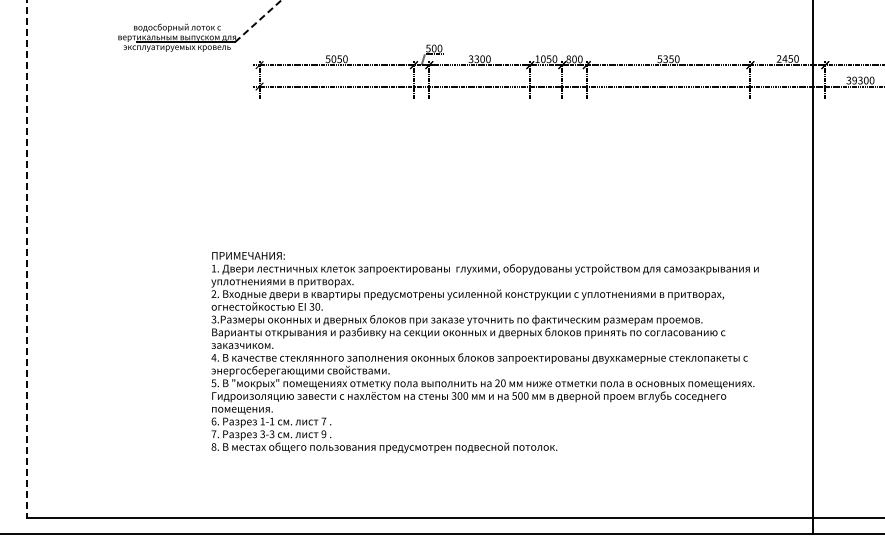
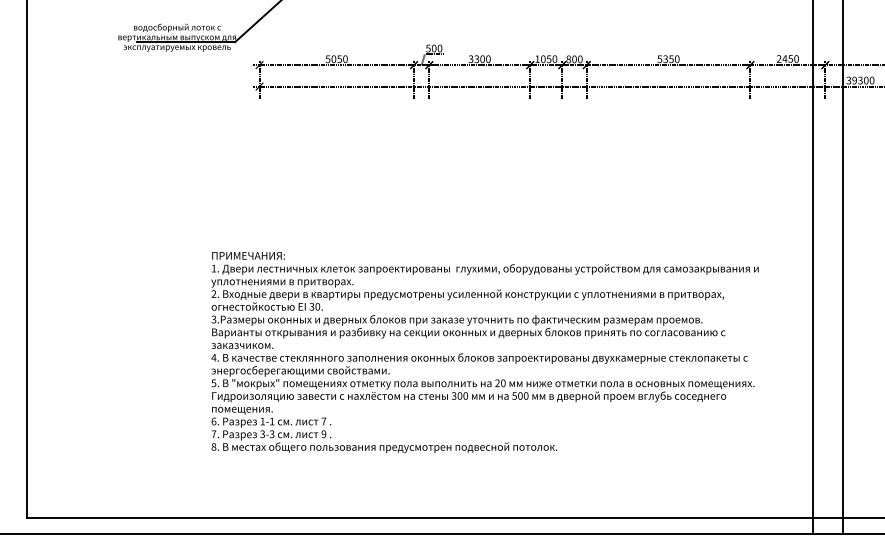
line: dashed -> solid (258, 21)
line: dashed -> solid (26, 259)
line: none -> present (843, 267)
